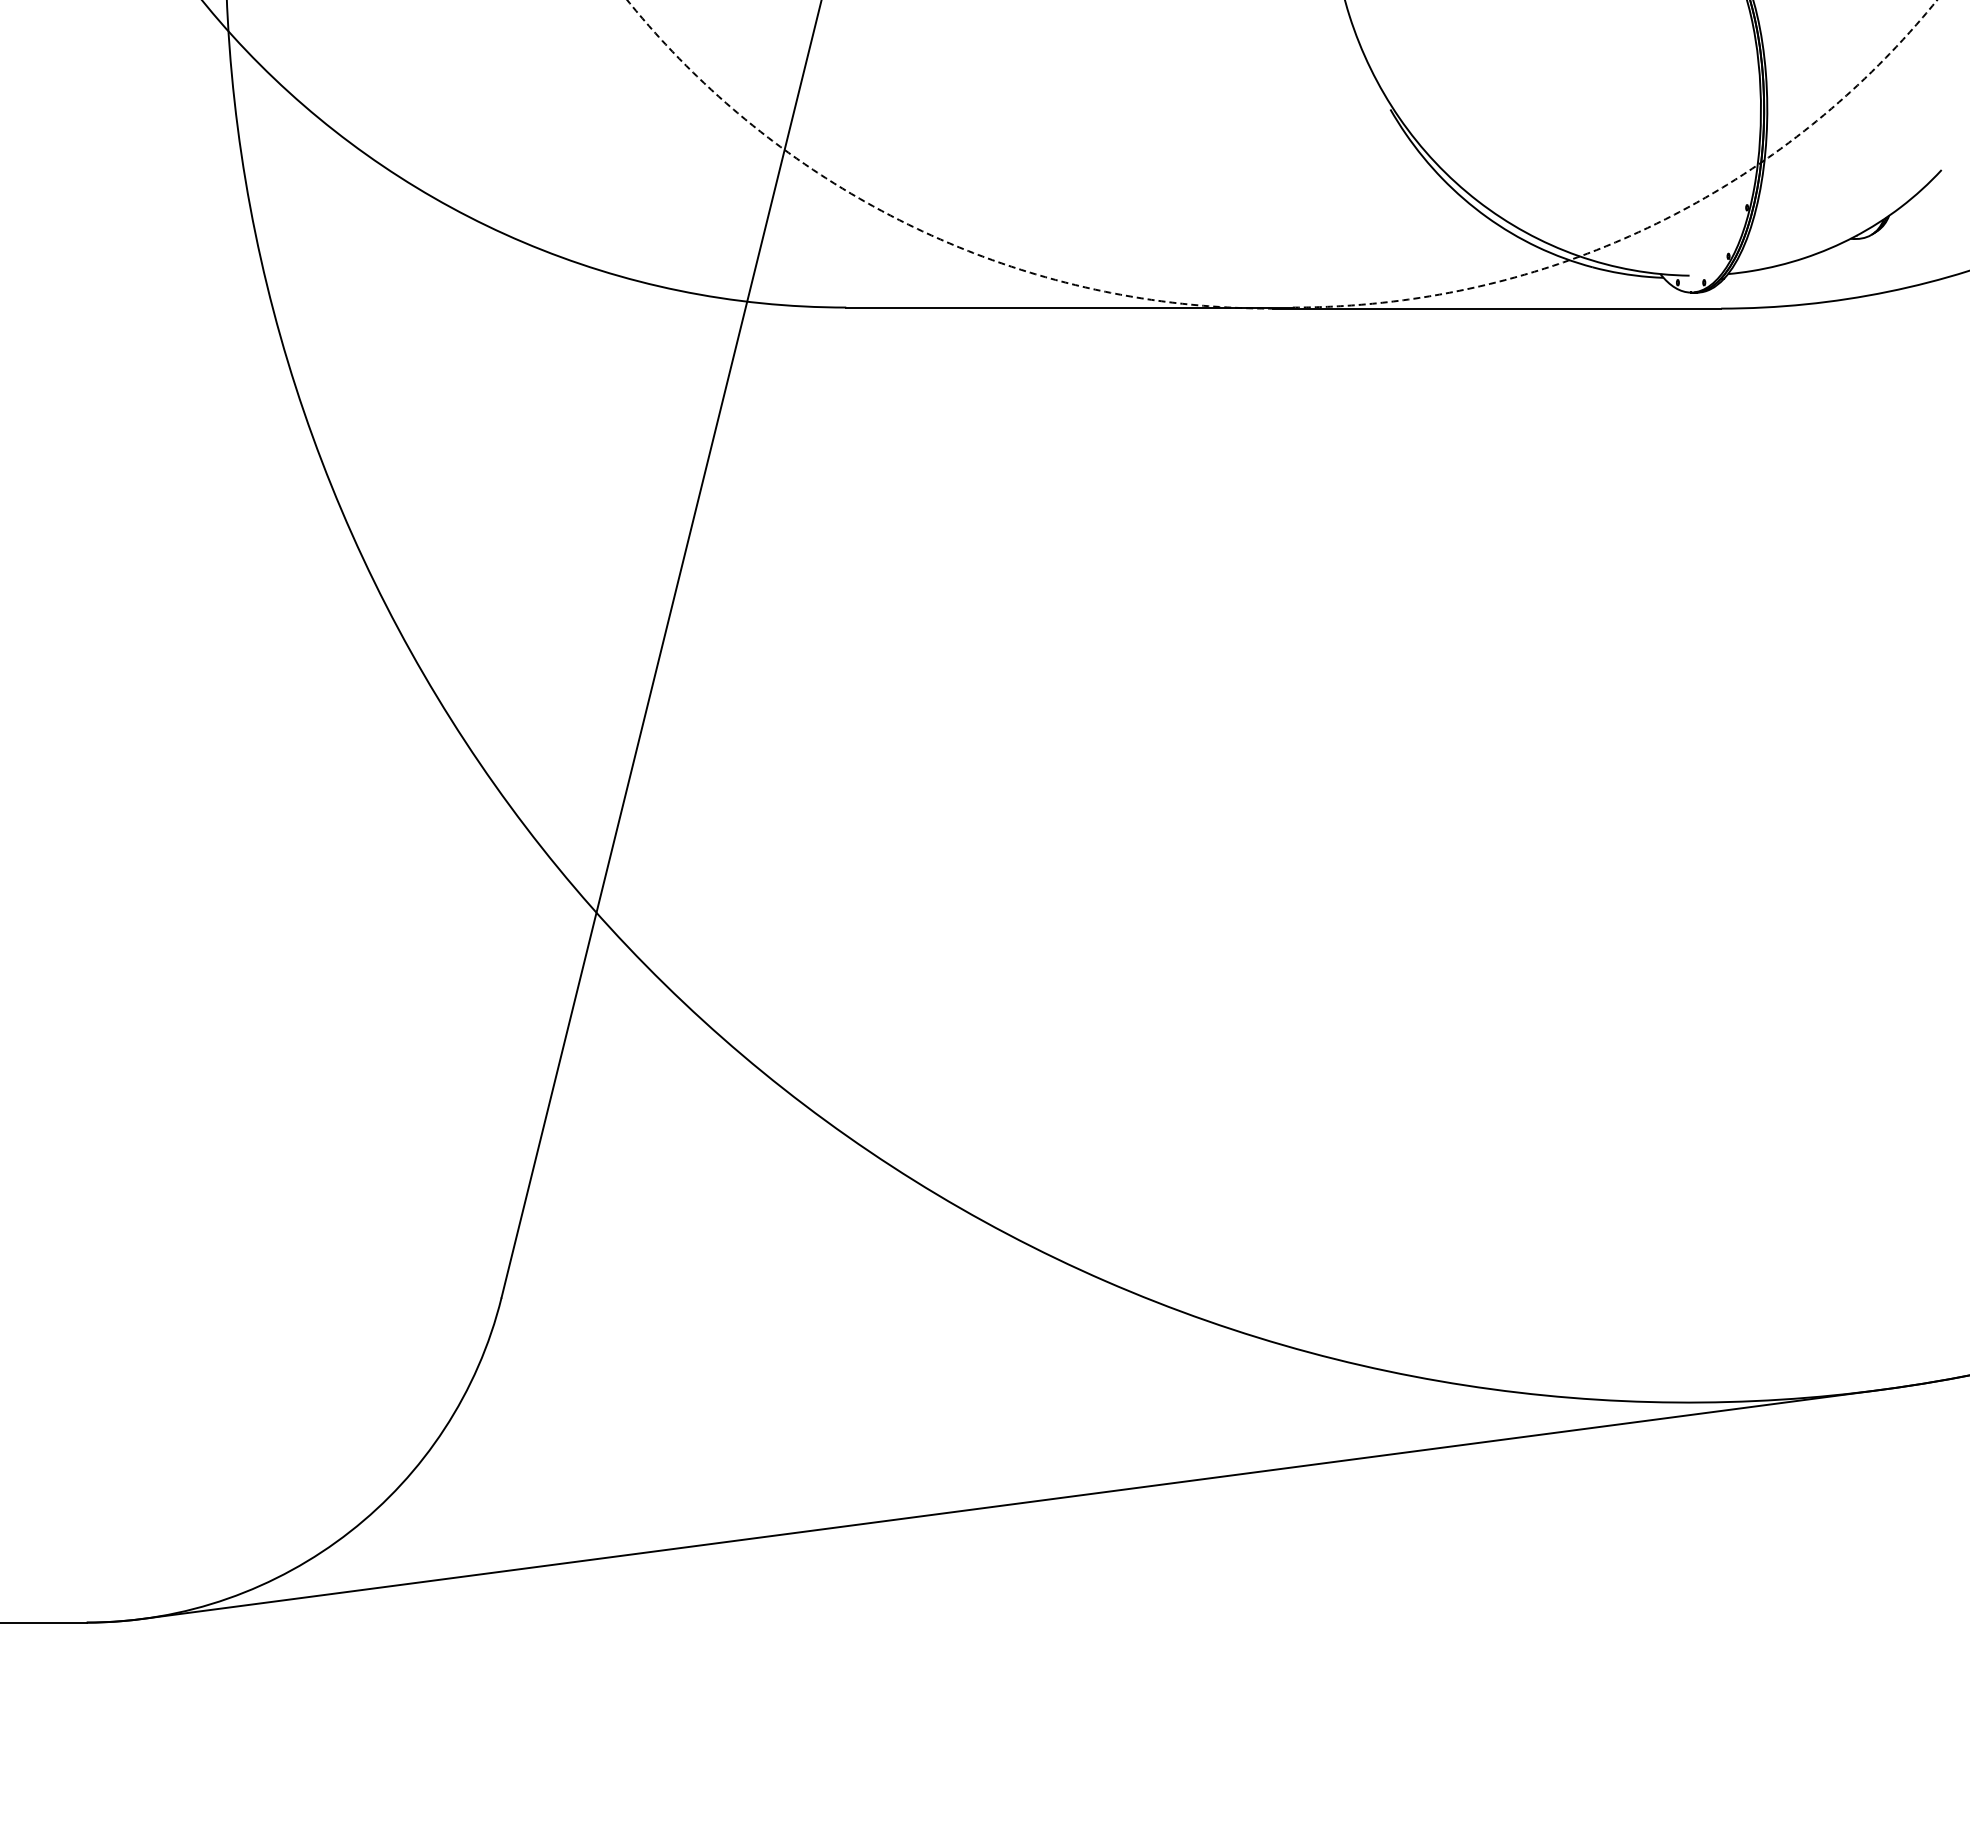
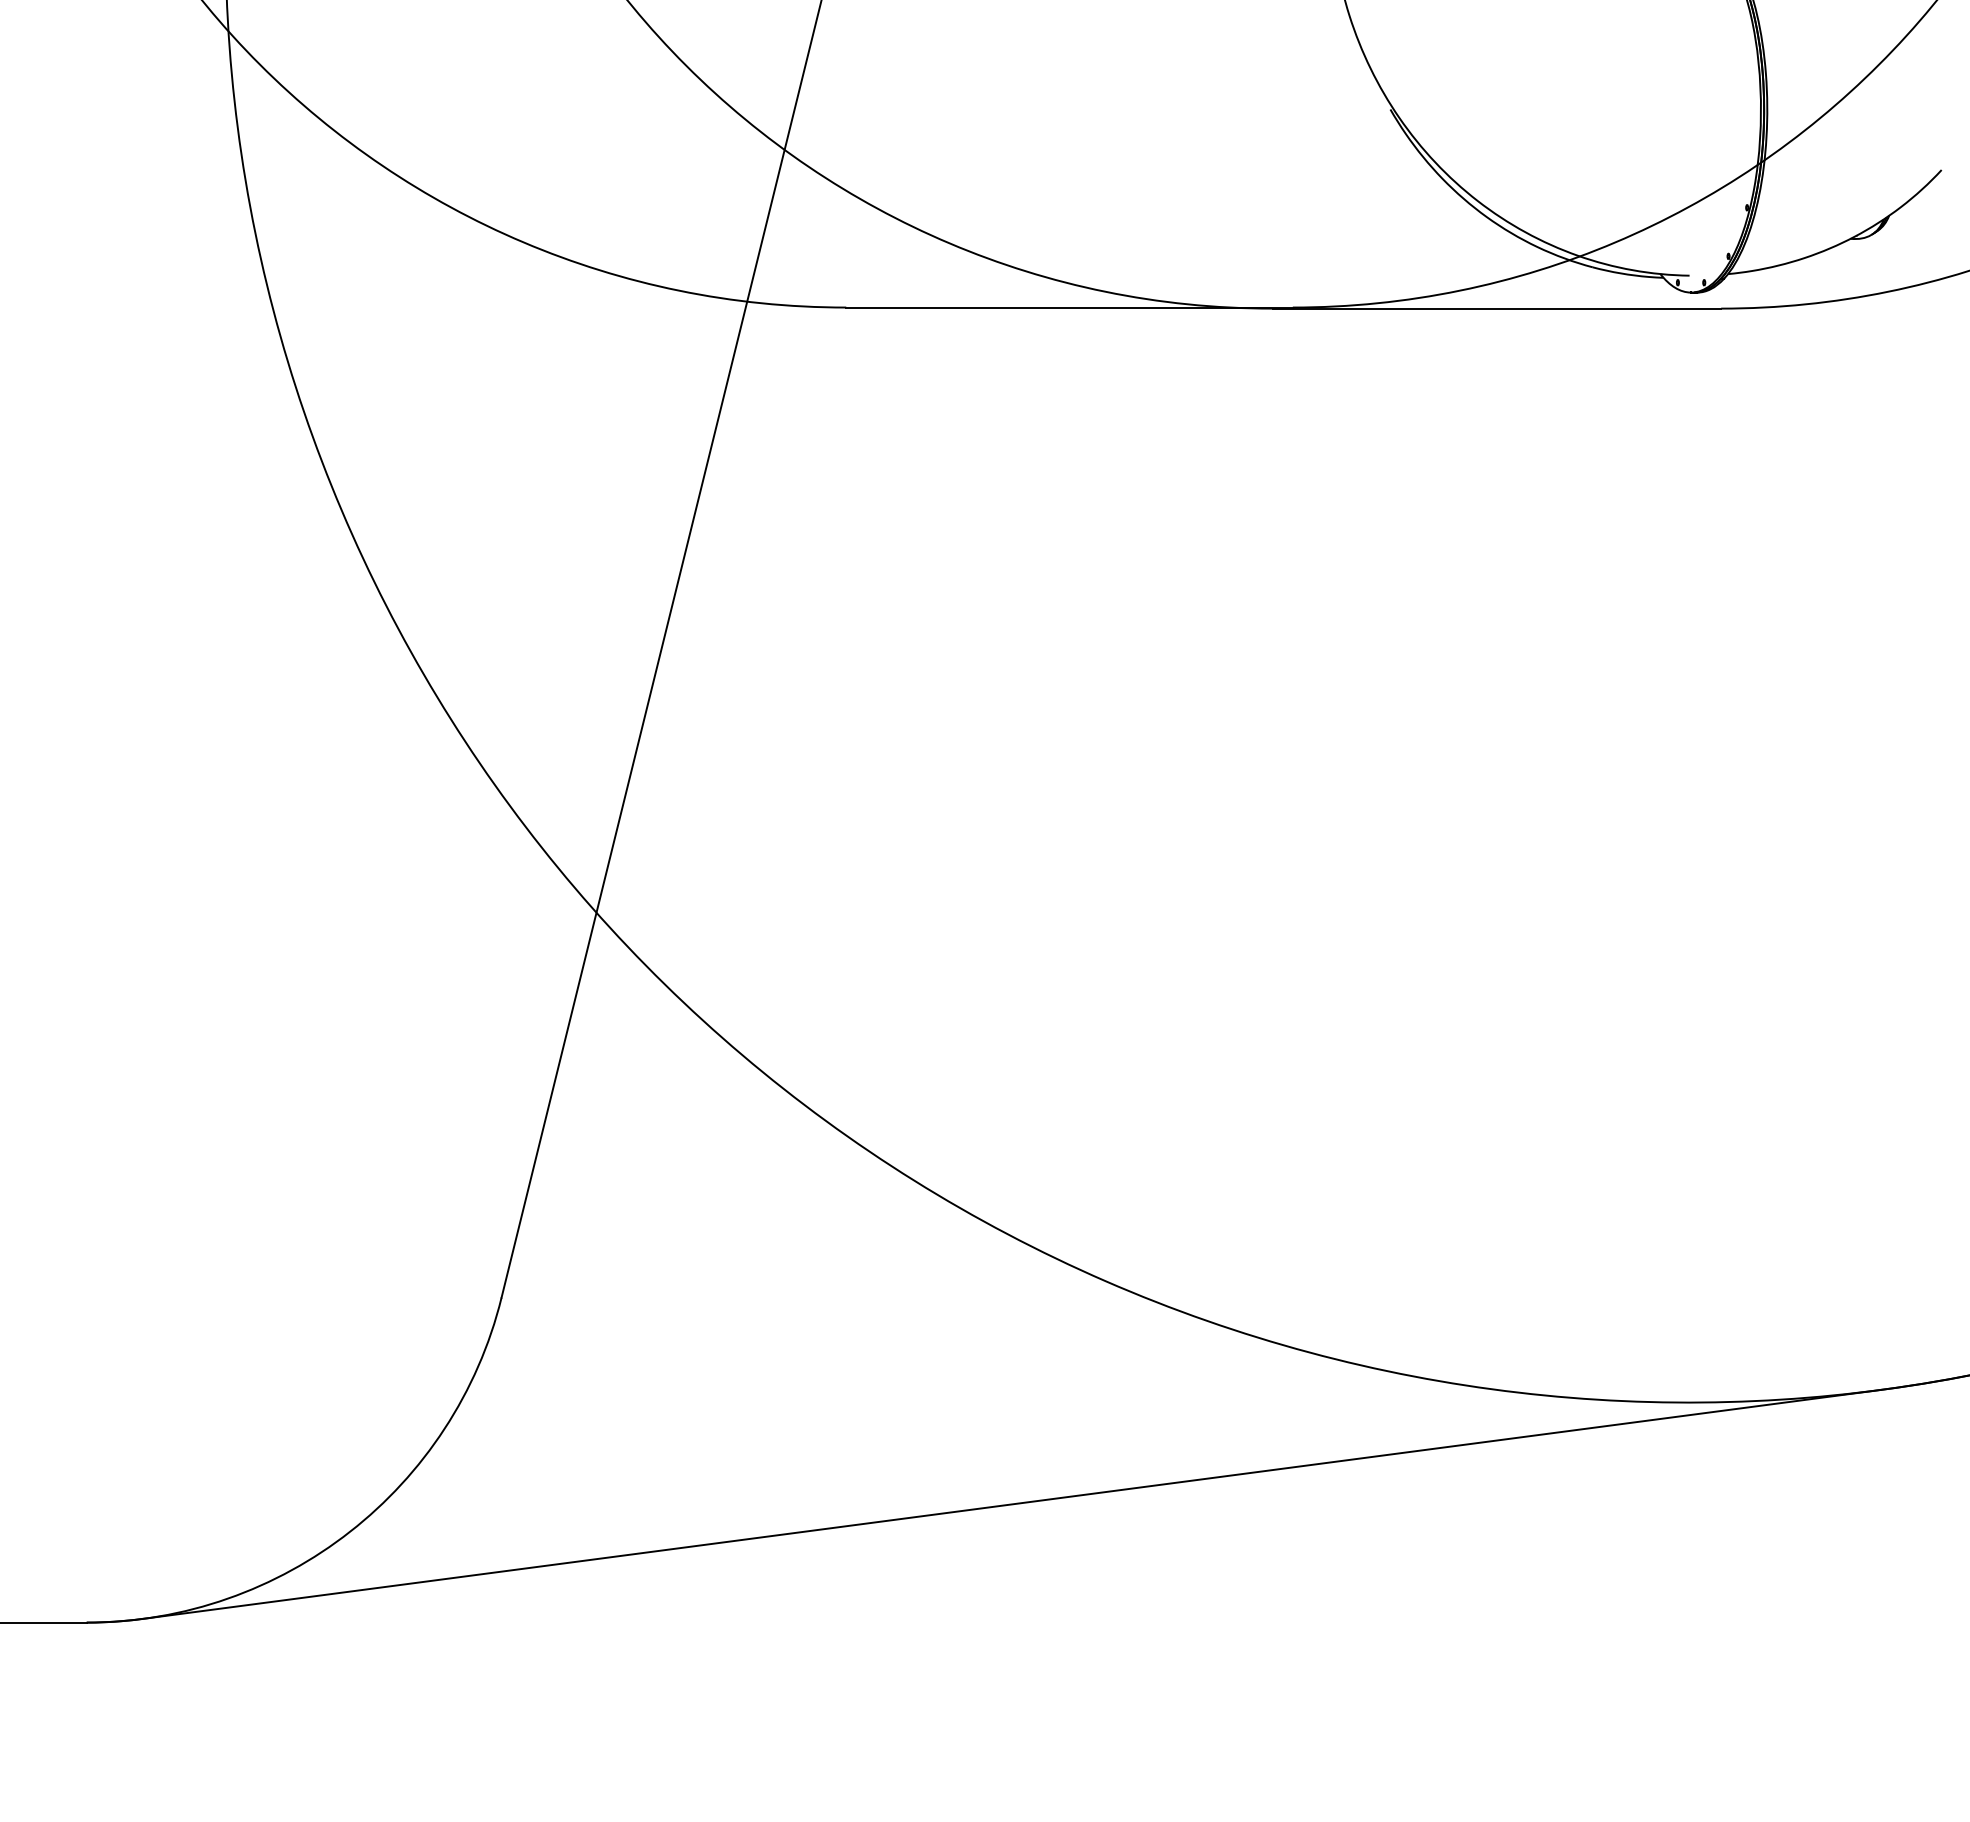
arc: dashed -> solid (1646, 228)
arc: dashed -> solid (919, 229)
